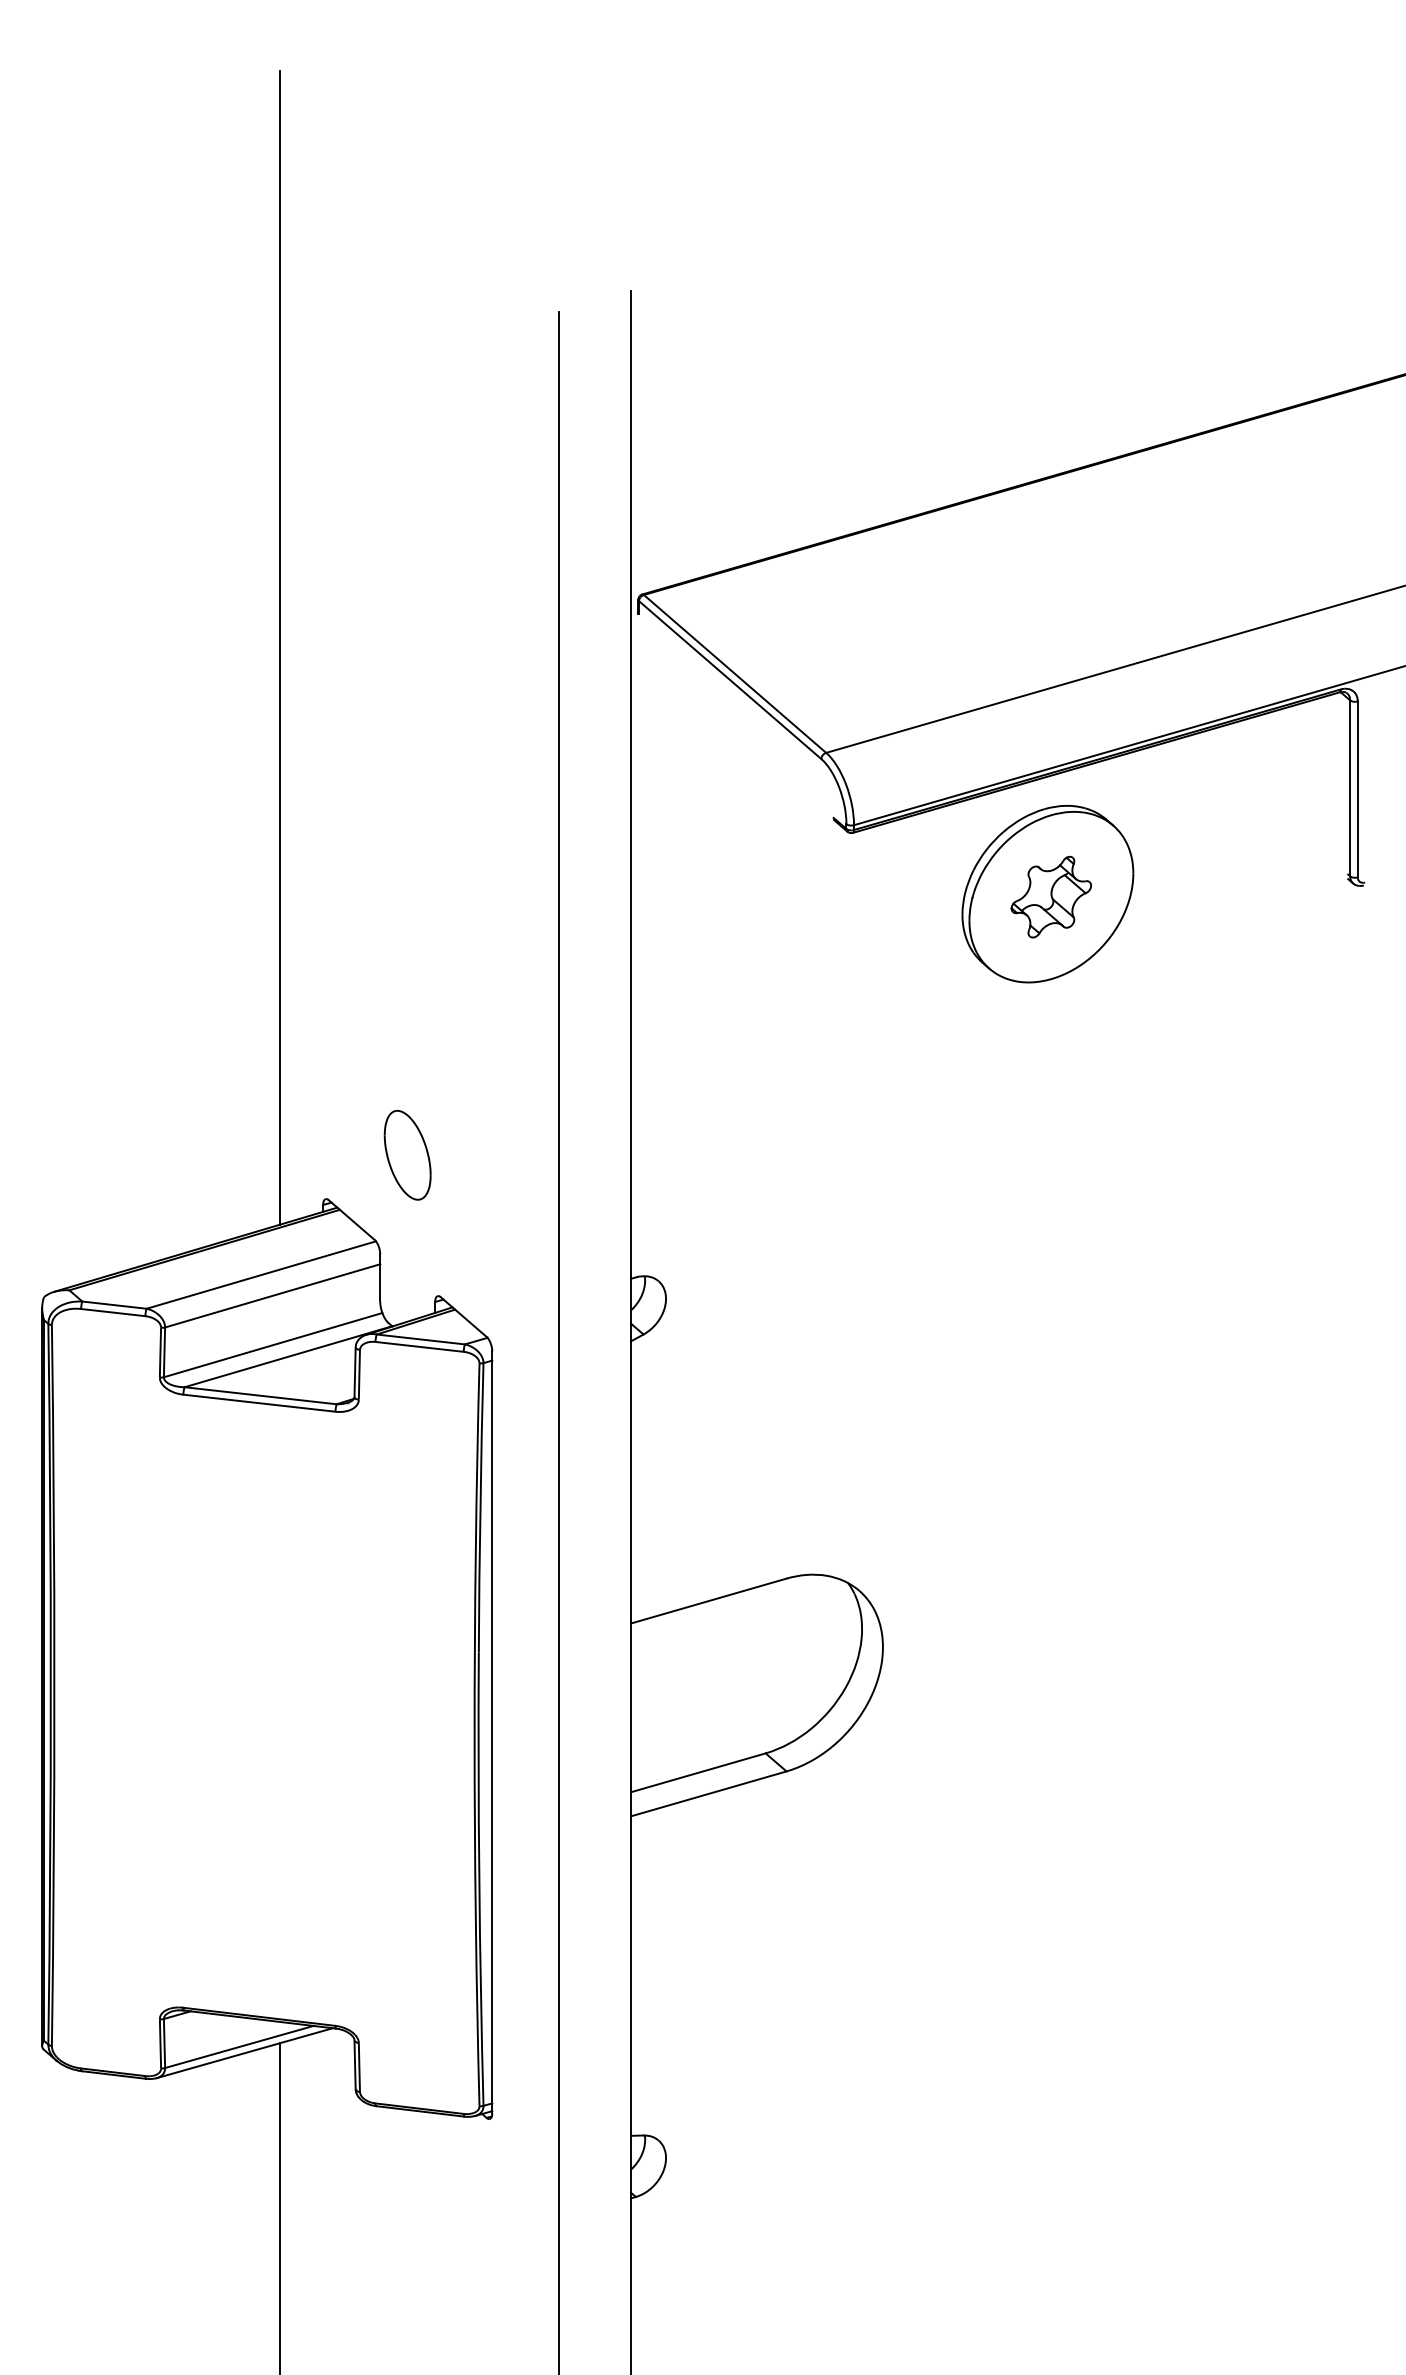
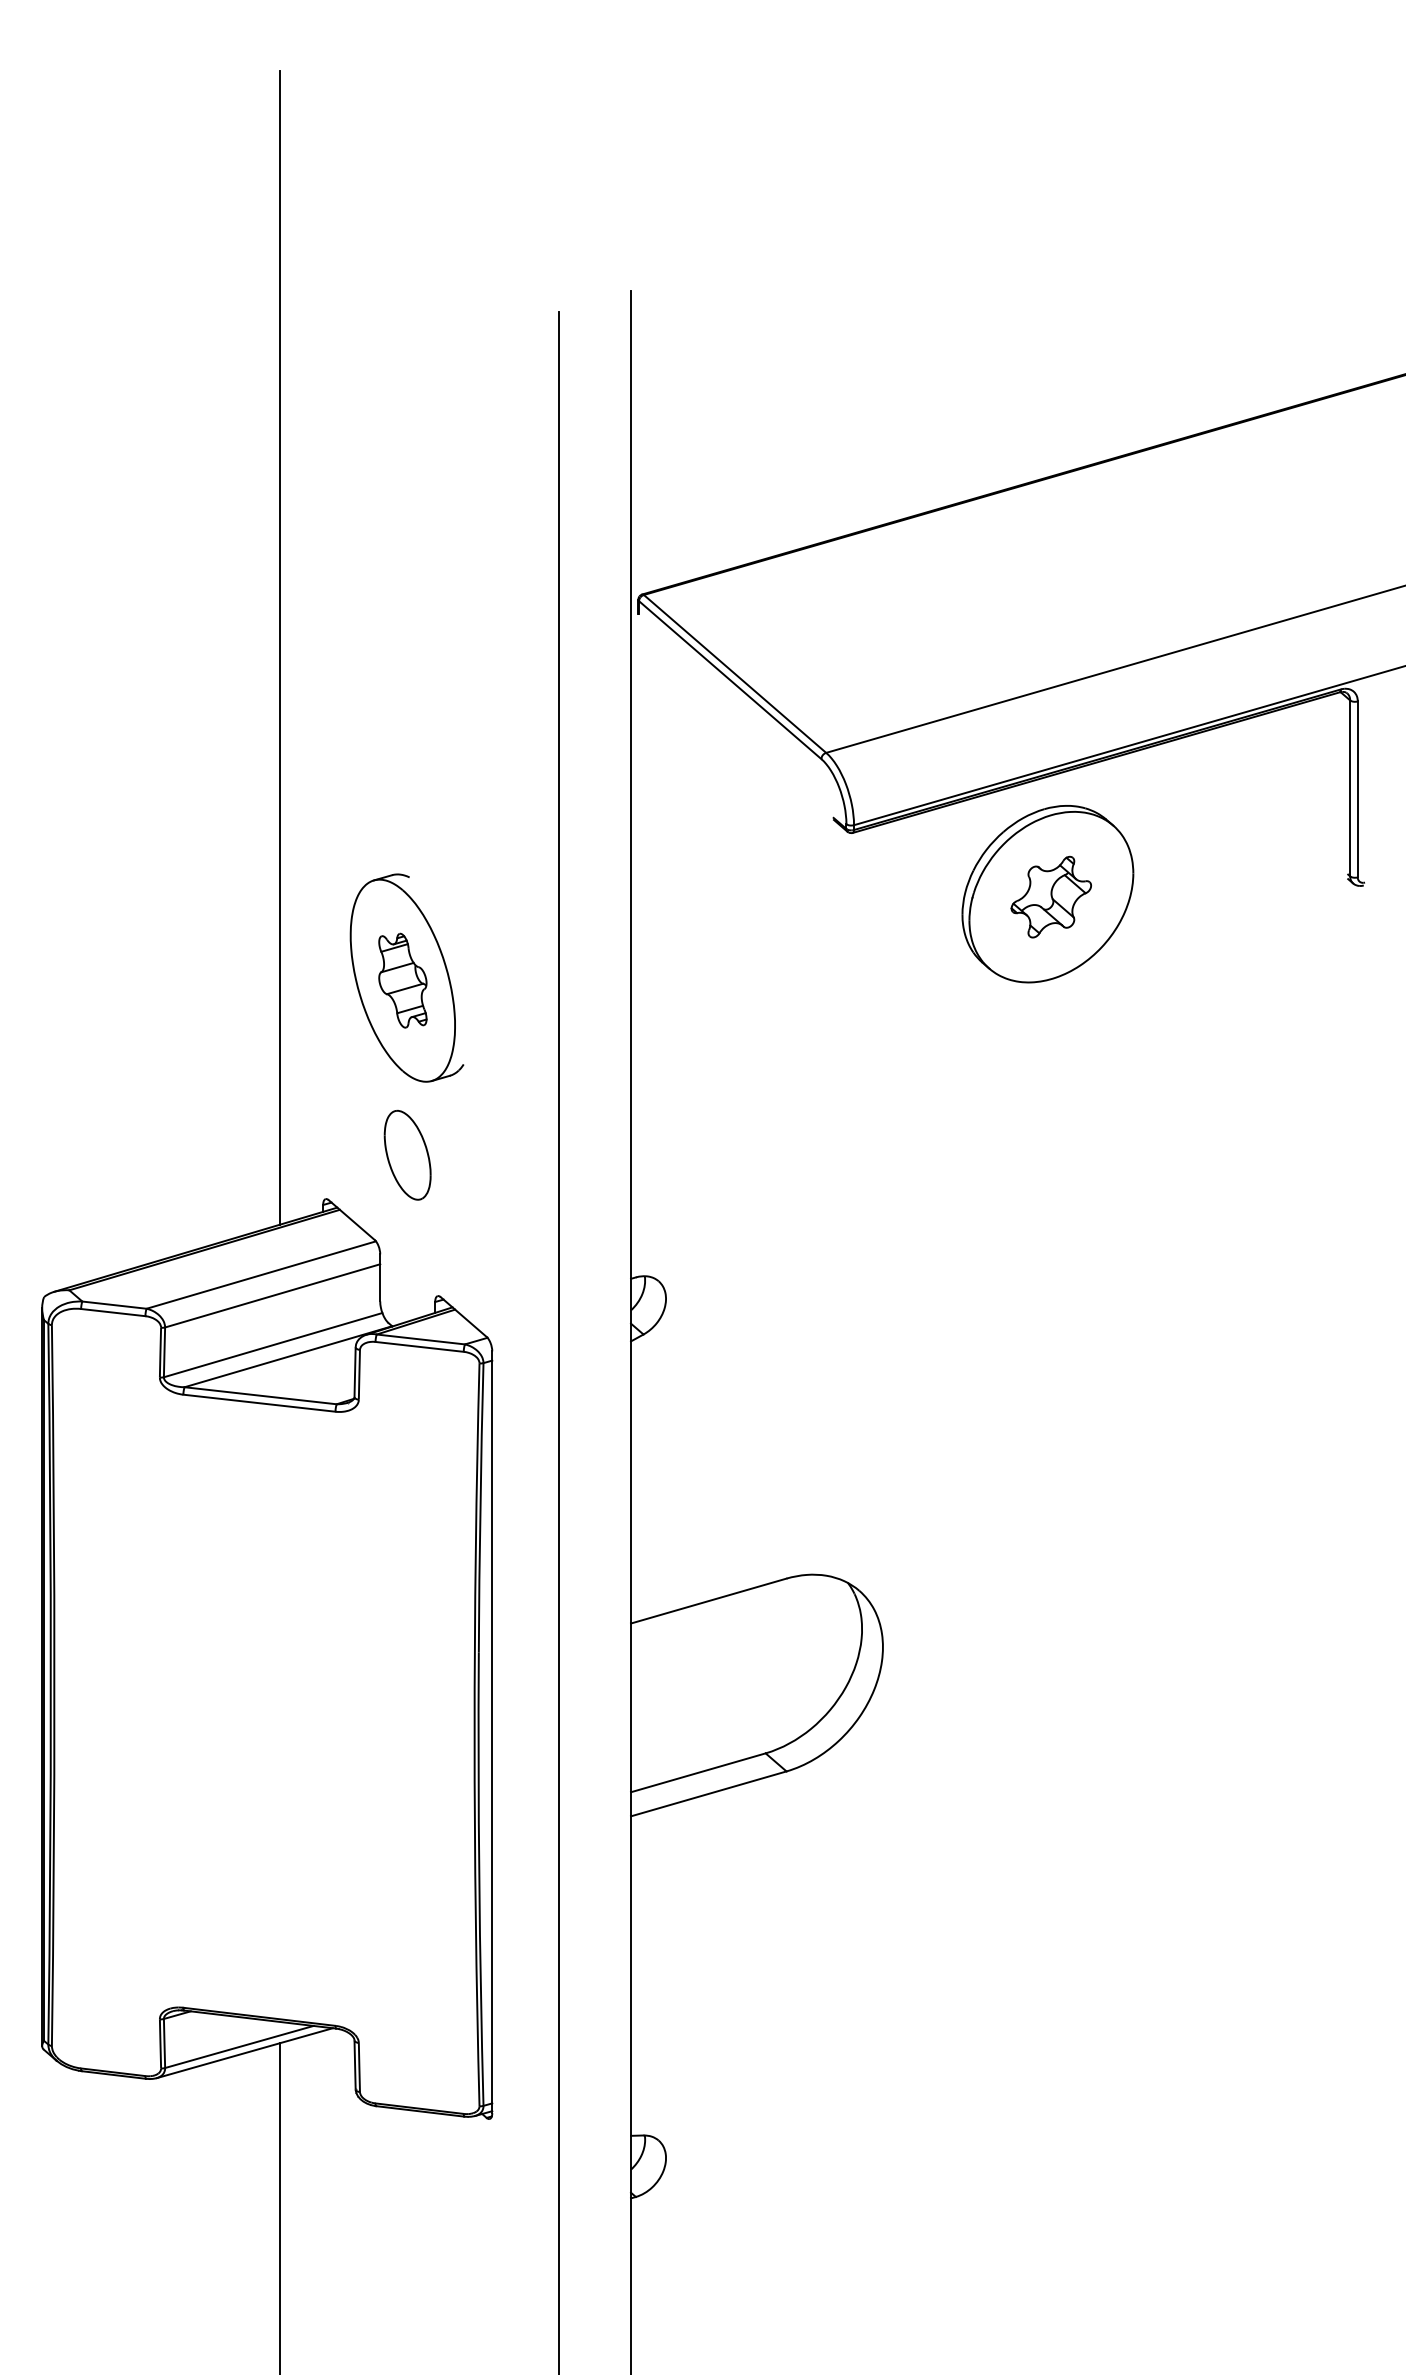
part: none -> present (406, 977)
